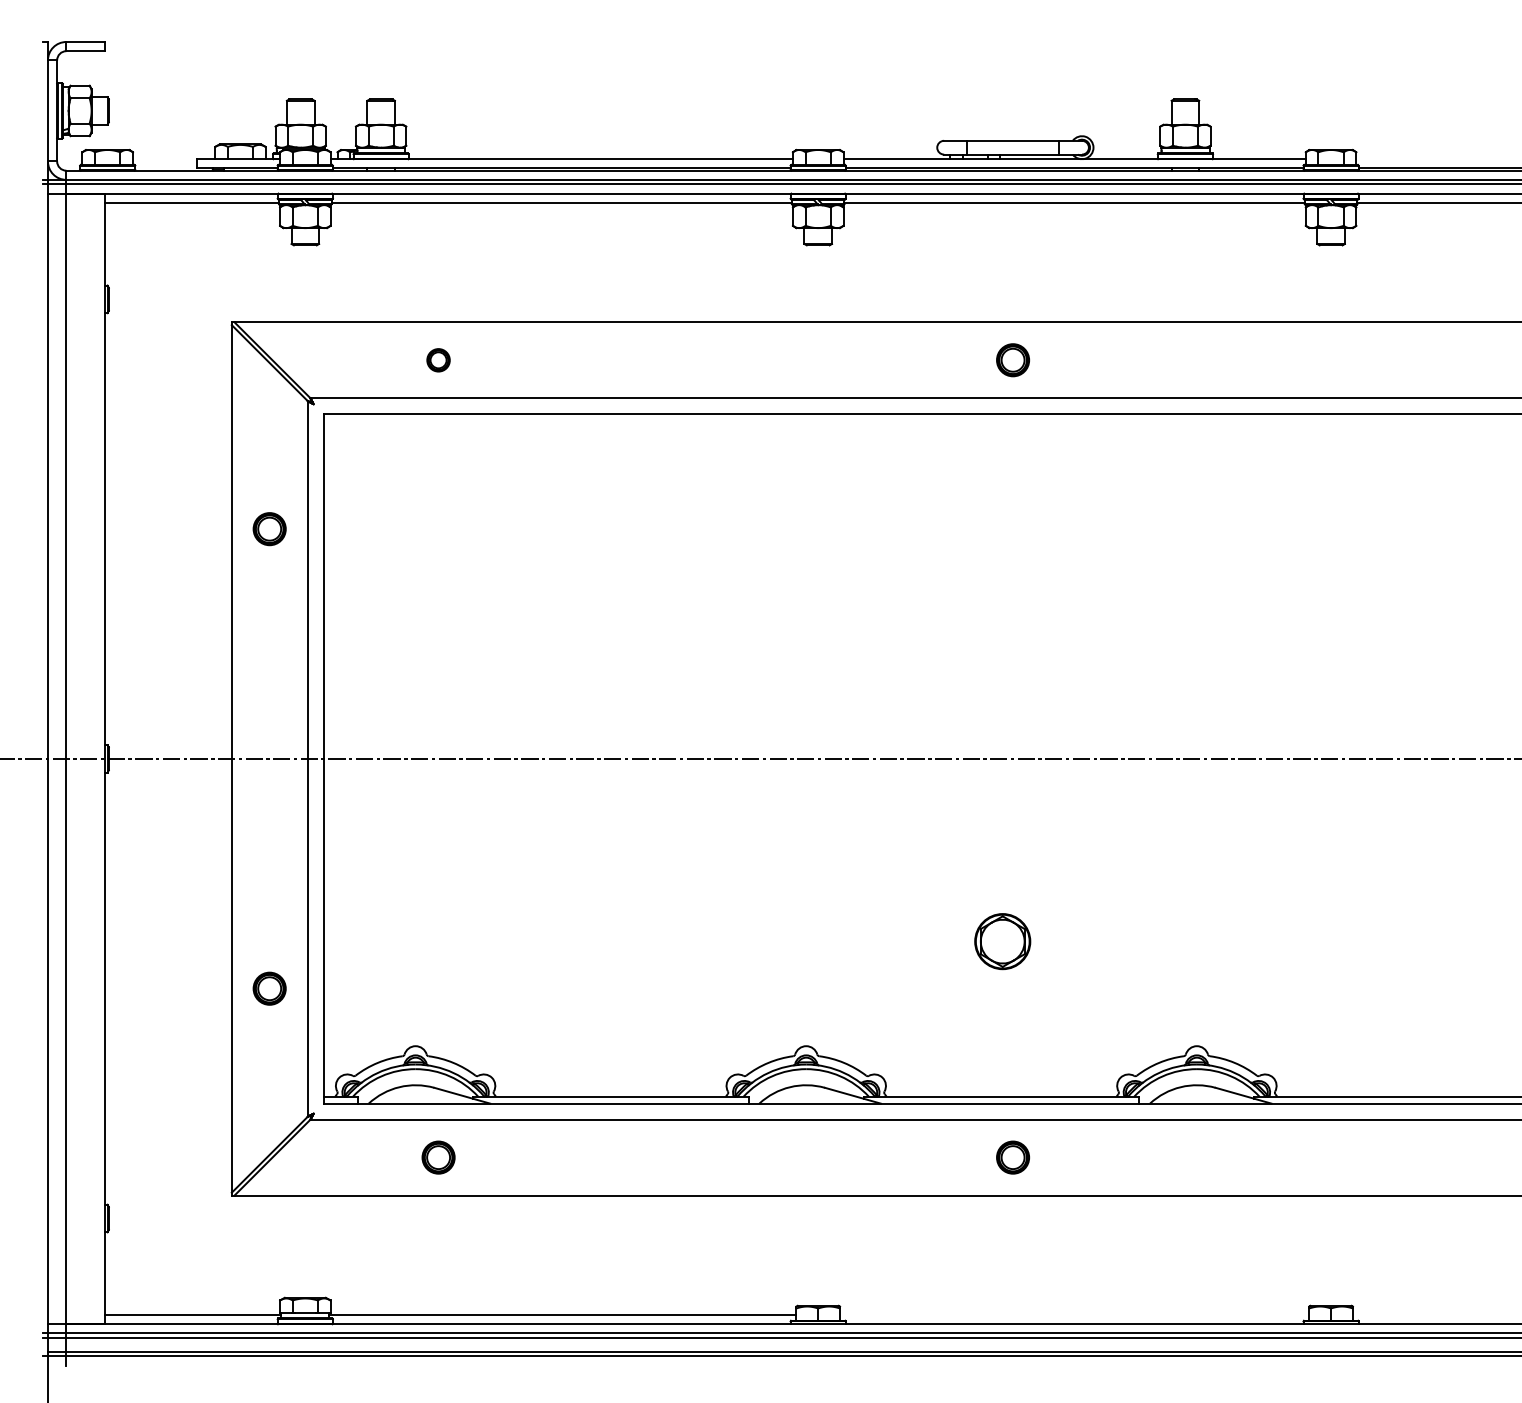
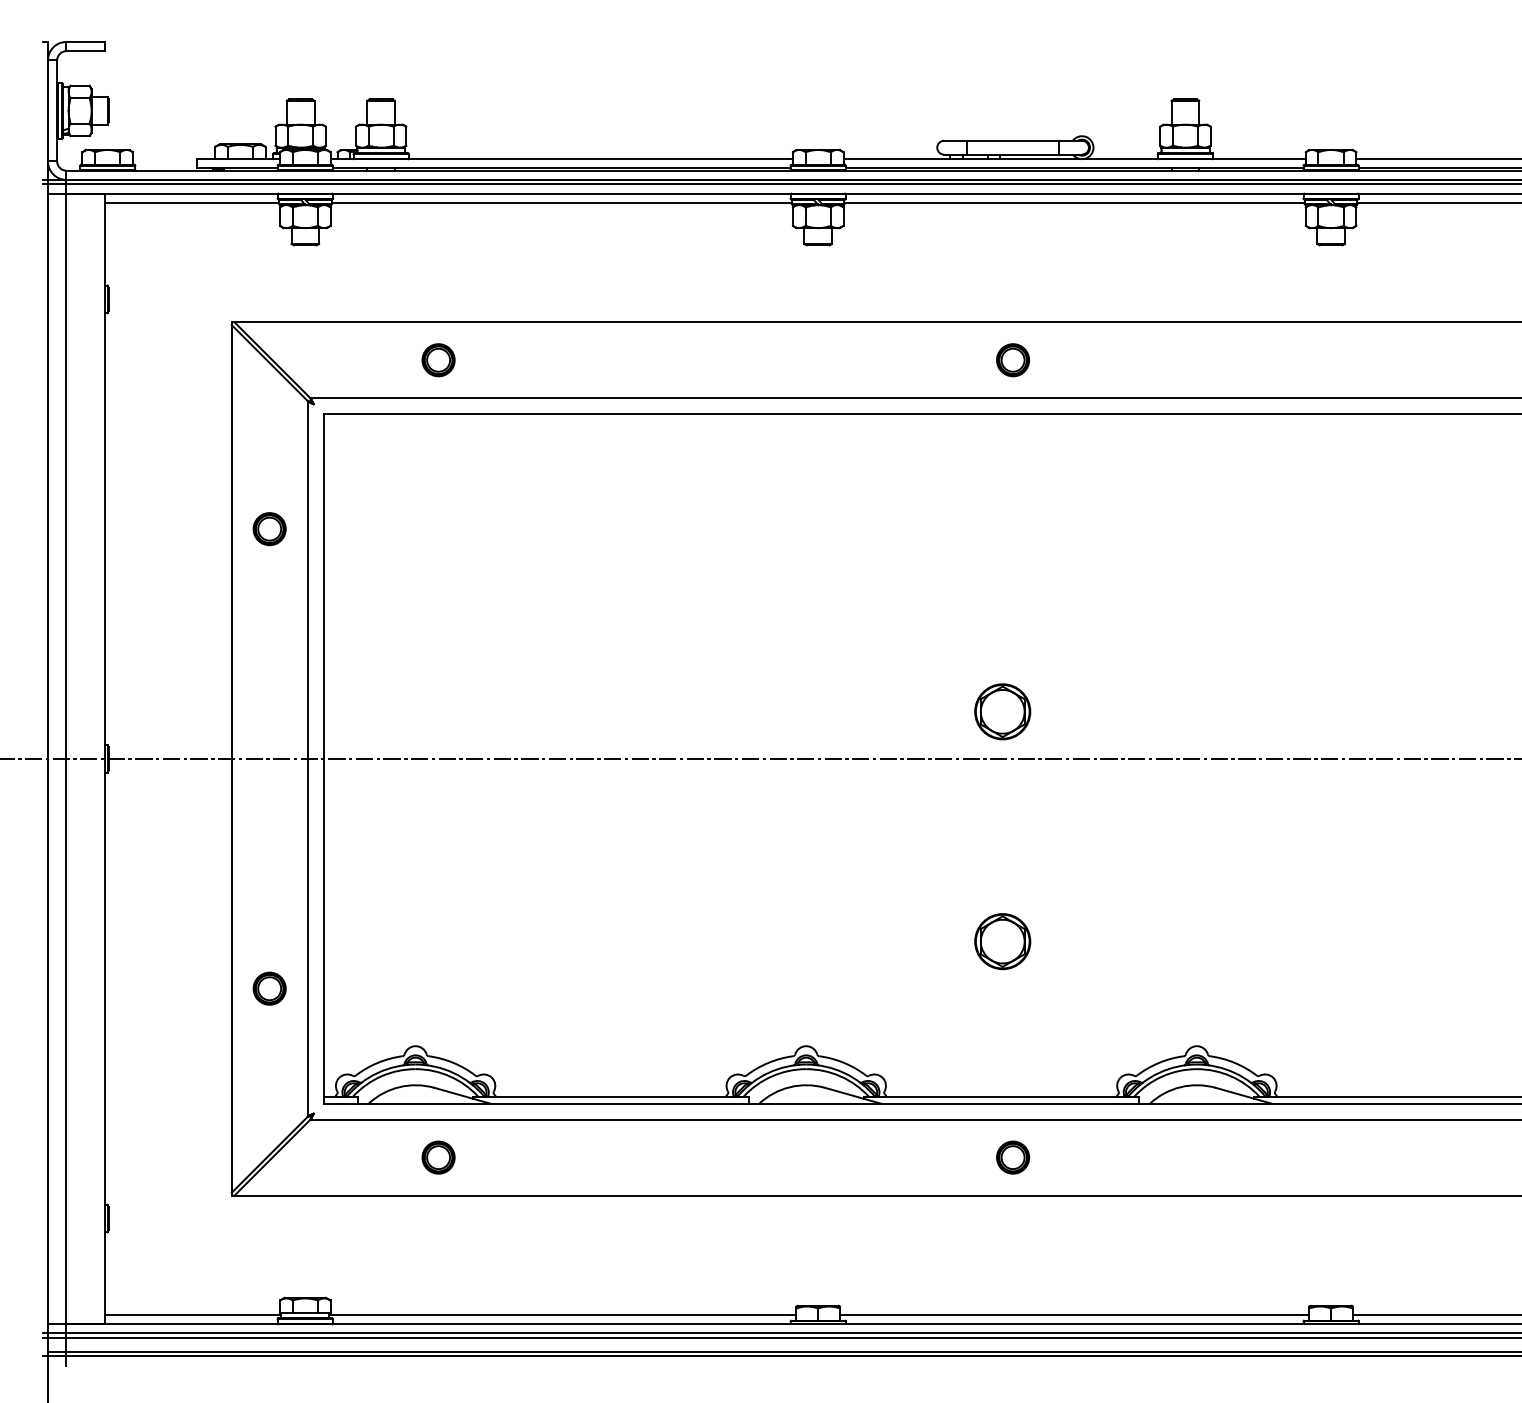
line: none -> present (1437, 159)
part size: 25x25 px -> 35x35 px (438, 360)
part: none -> present (1002, 711)
line: none -> present (1074, 1315)
line: none -> present (1435, 1315)
